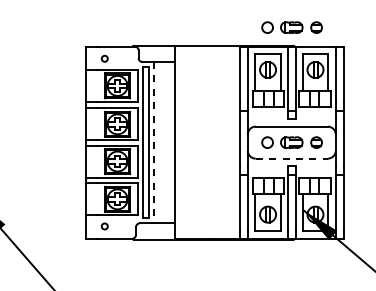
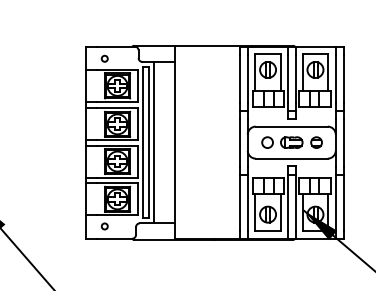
part: present -> none (291, 27)
line: dashed -> solid (153, 142)
line: dashed -> solid (292, 158)
